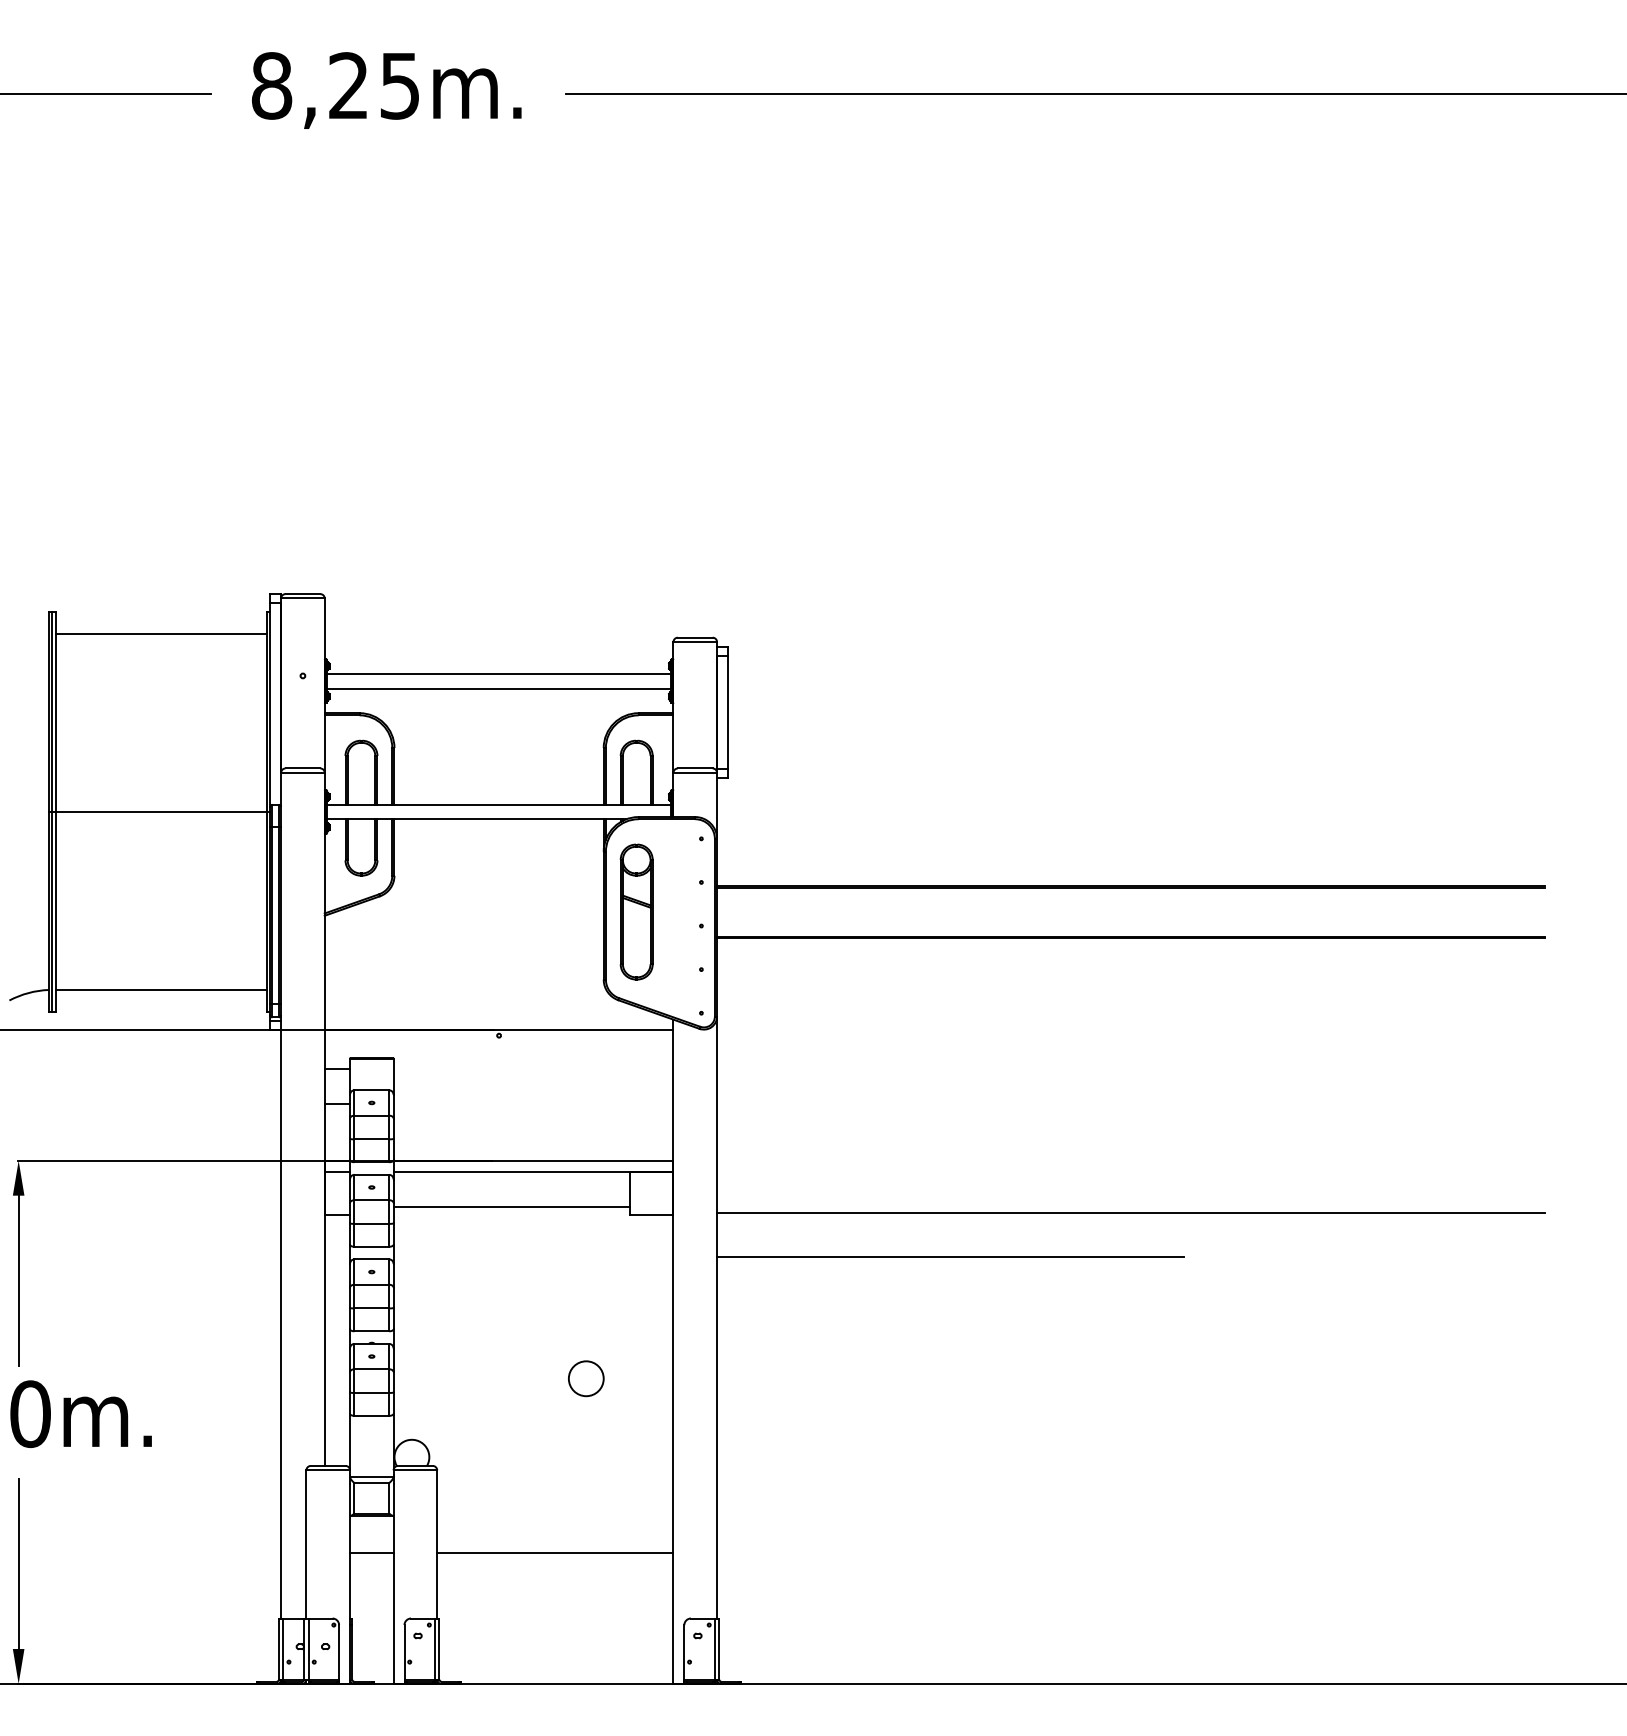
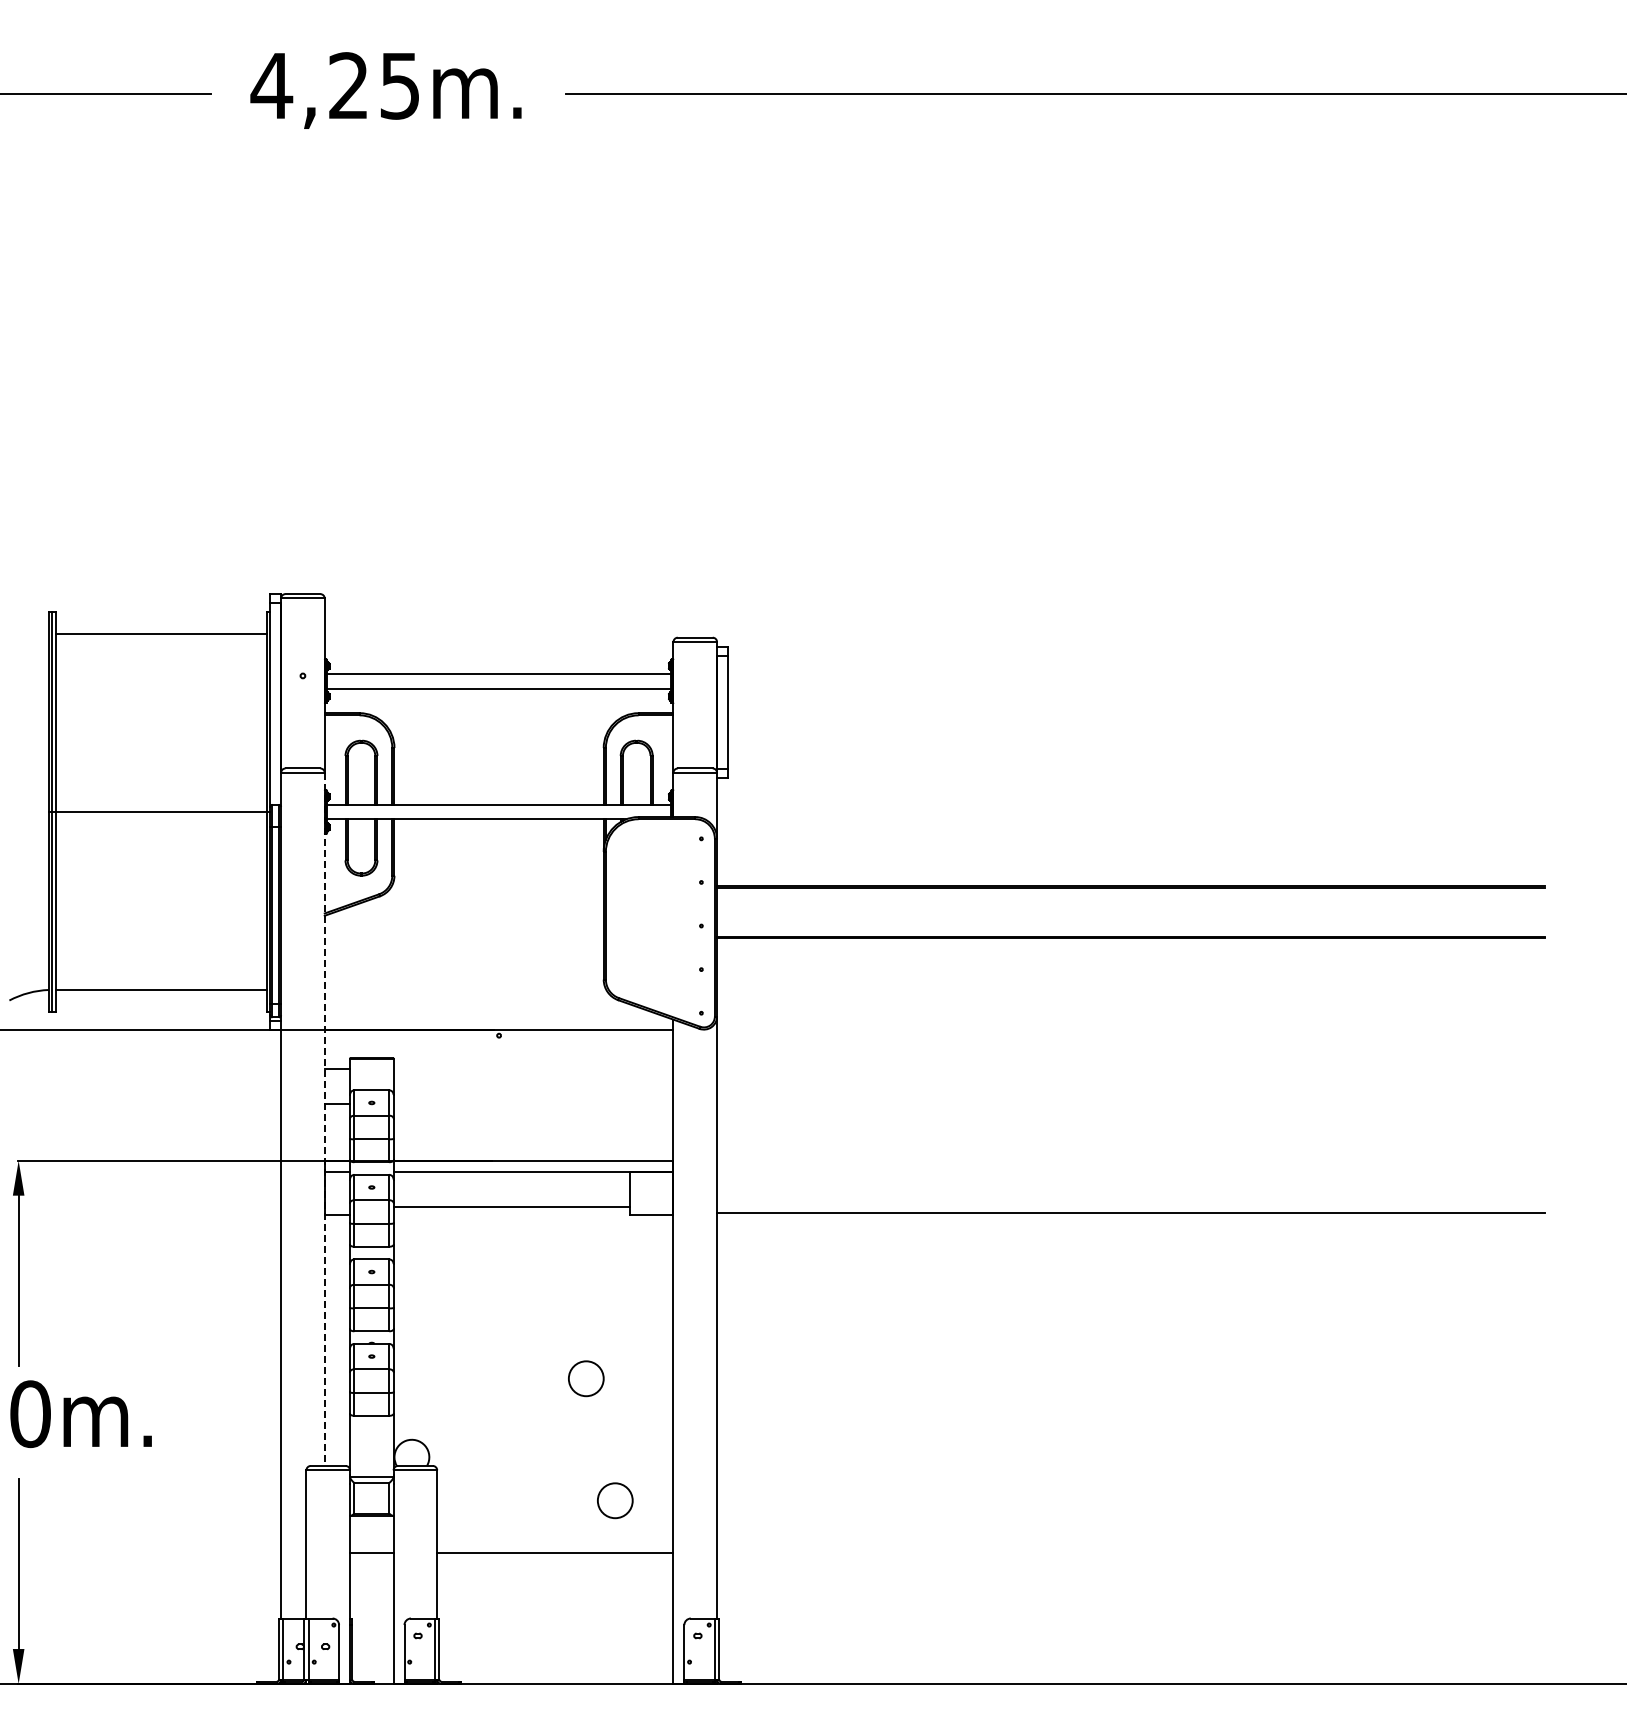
text: 8,25m. -> 4,25m. (271, 85)
part: present -> none (636, 911)
line: solid -> dashed (324, 1119)
line: present -> none (950, 1256)
circle: none -> present (615, 1500)
